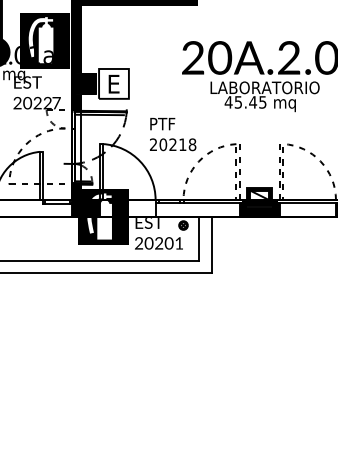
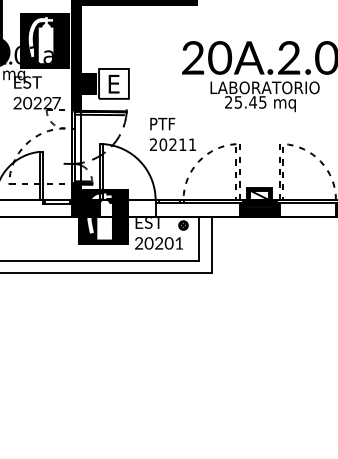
text: 45.45 -> 25.45 (228, 102)
text: 20218 -> 20211 (192, 144)
